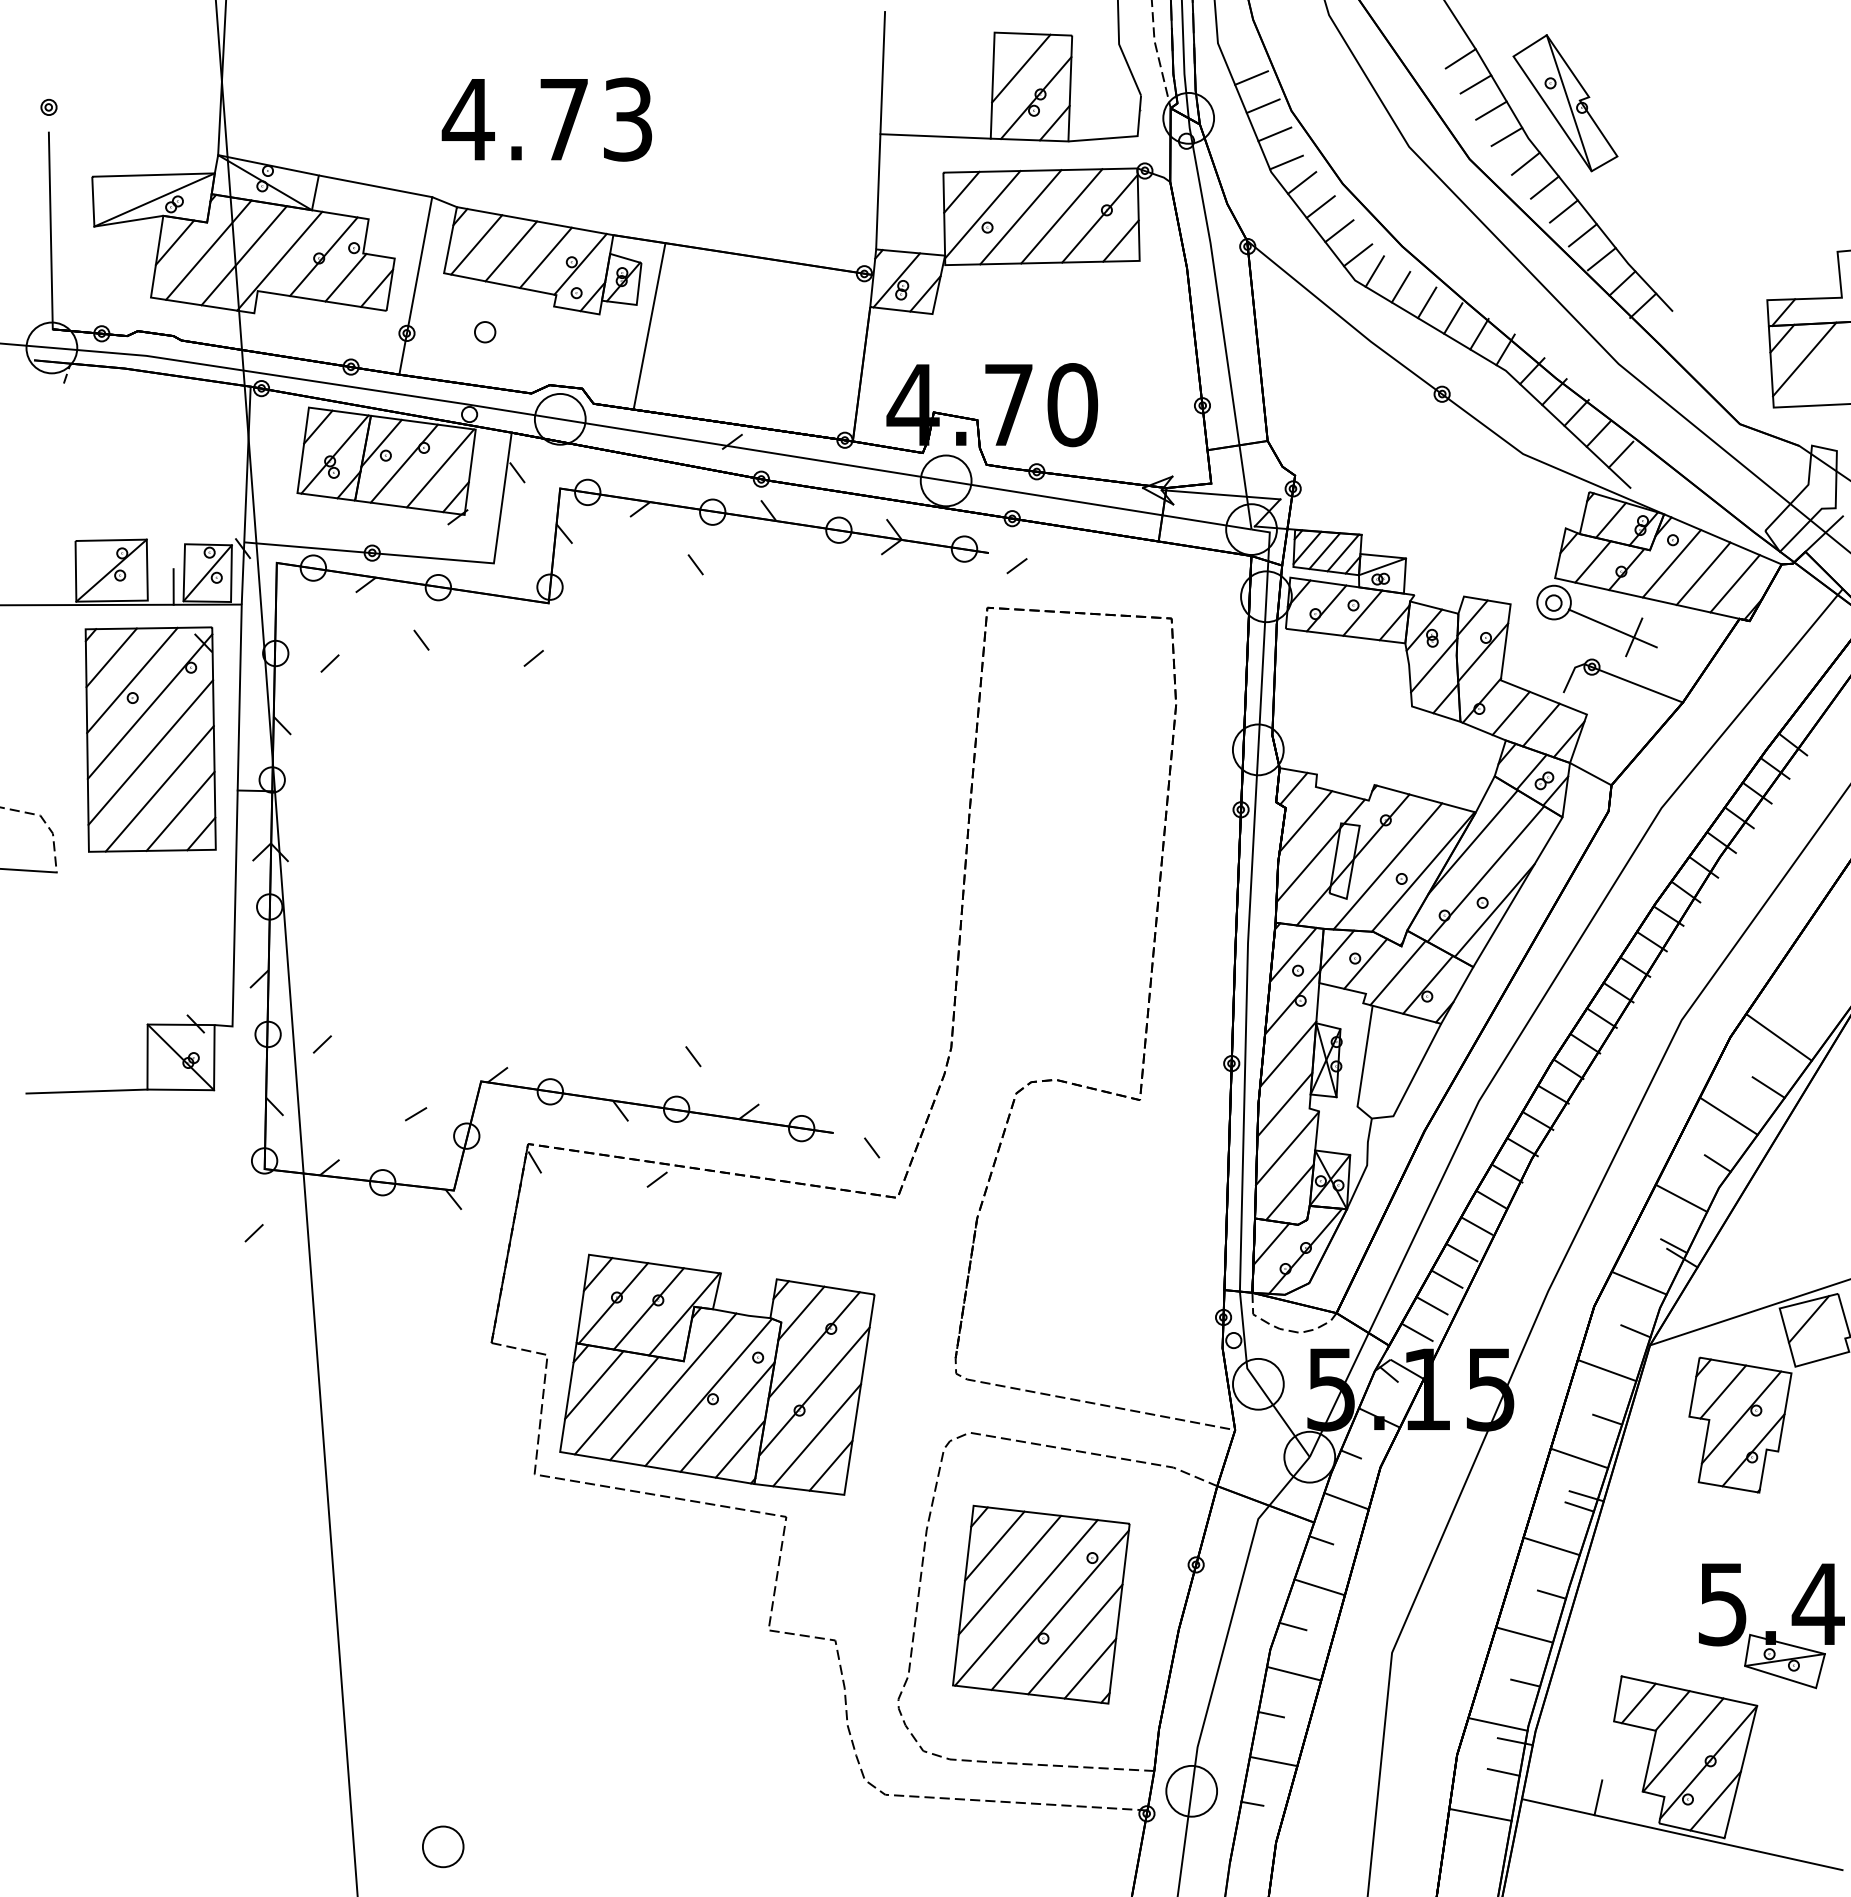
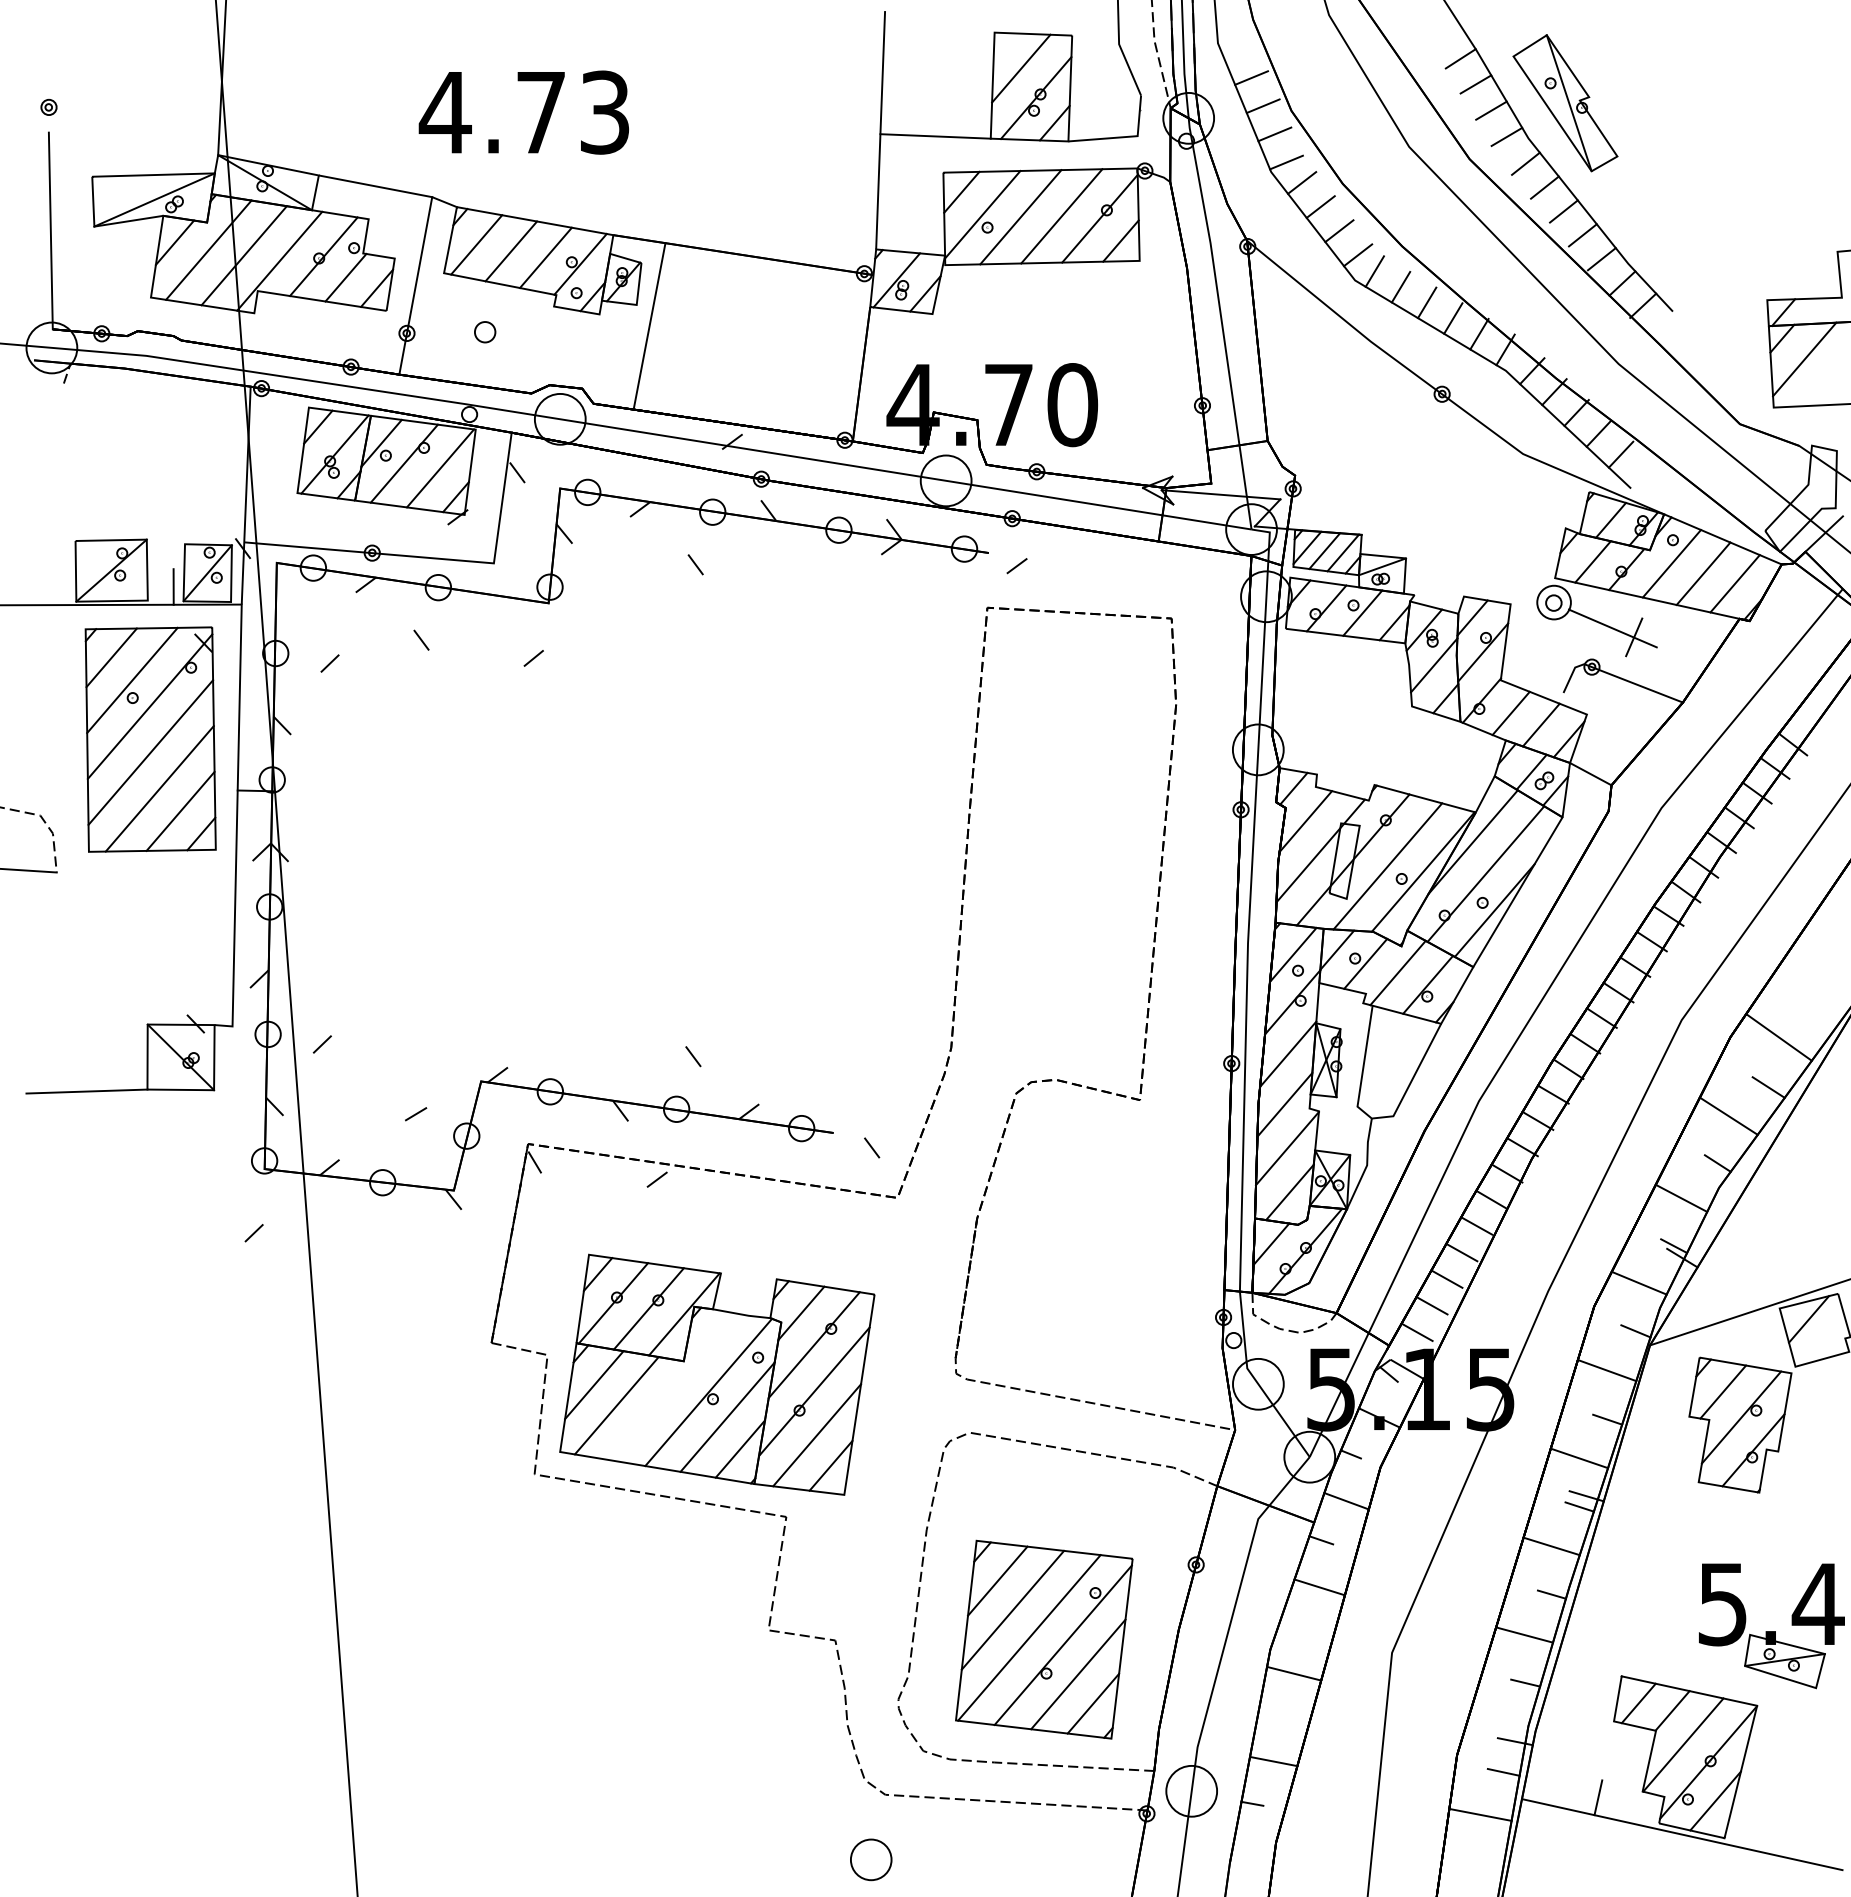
text position: (546, 119) -> (523, 112) (523, 112)
line: present -> none (673, 1386)
part position: (1041, 1604) -> (1044, 1639) (1044, 1639)
line: present -> none (1292, 1626)
line: present -> none (1271, 1714)
line: present -> none (1497, 1724)
part position: (443, 1846) -> (871, 1859) (871, 1859)
